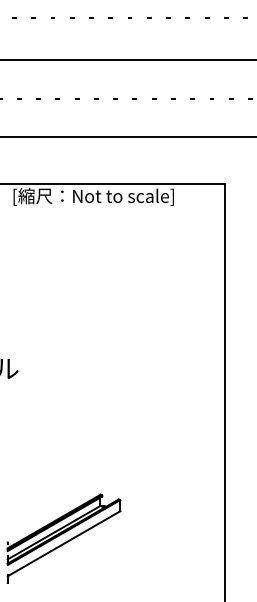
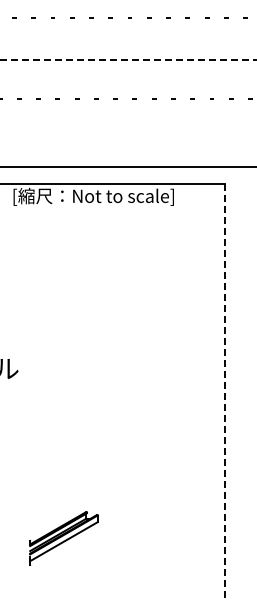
line: solid -> dashed (128, 60)
line position: (127, 137) -> (127, 167) (127, 167)
line: solid -> dashed (224, 392)
part size: 116x91 px -> 70x55 px (63, 538)
